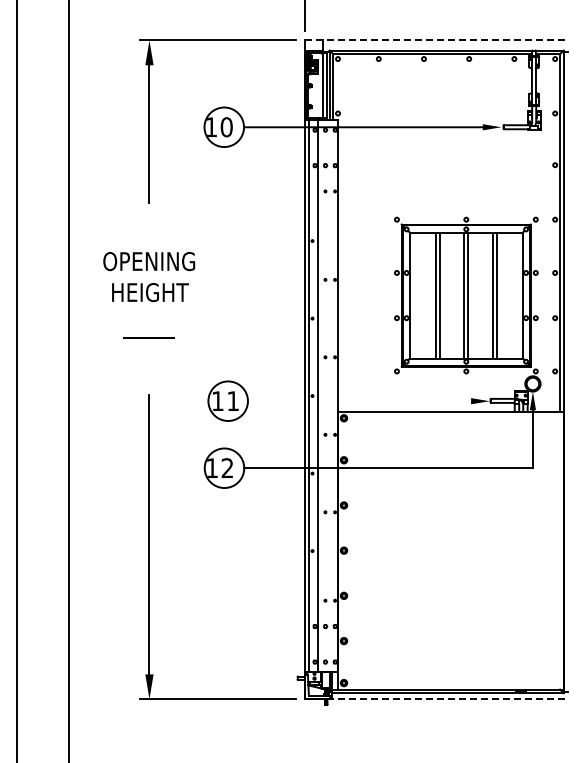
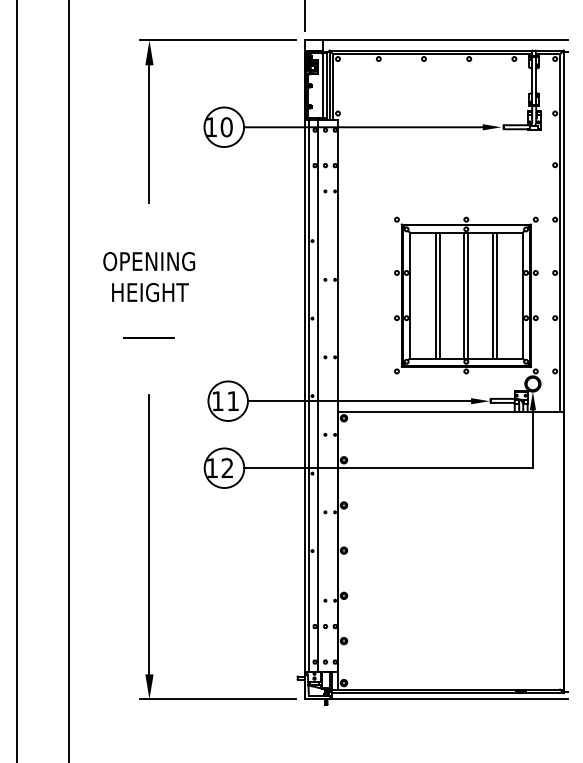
line: dashed -> solid (436, 40)
line: none -> present (359, 401)
line: dashed -> solid (436, 699)
